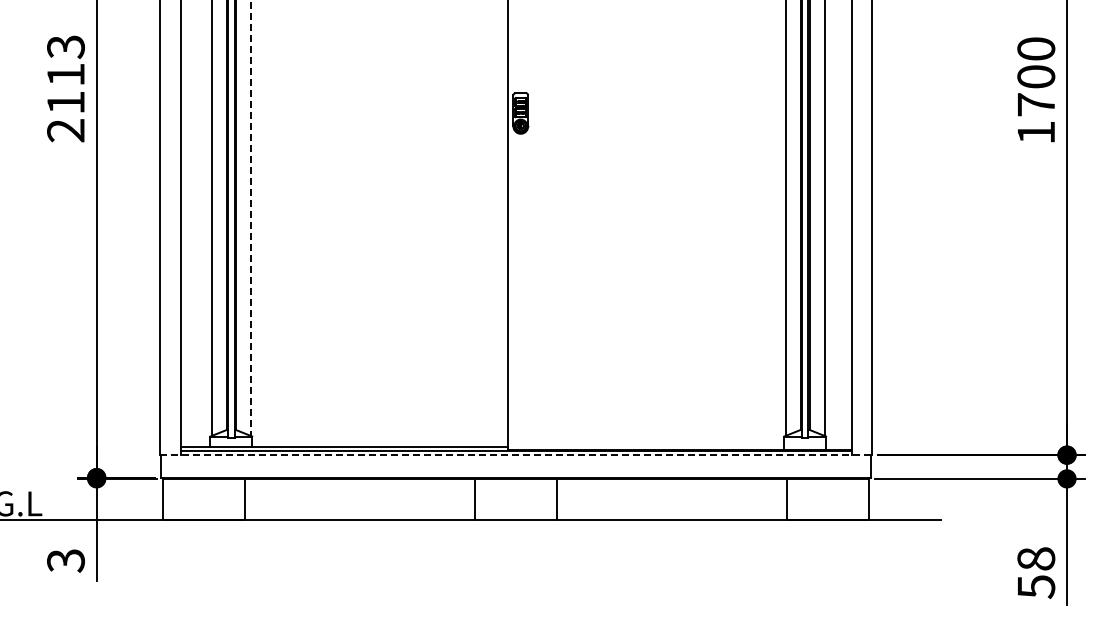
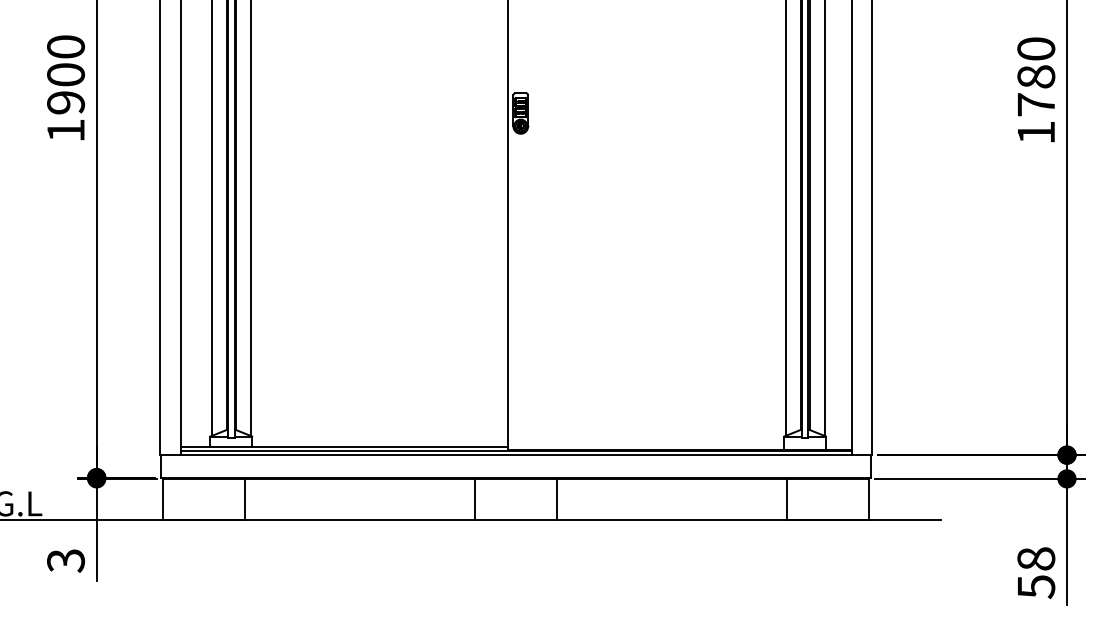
text: 1700 -> 1780 (1036, 76)
text: 2113 -> 1900 (65, 88)
line: dashed -> solid (251, 218)
line: dashed -> solid (516, 455)
